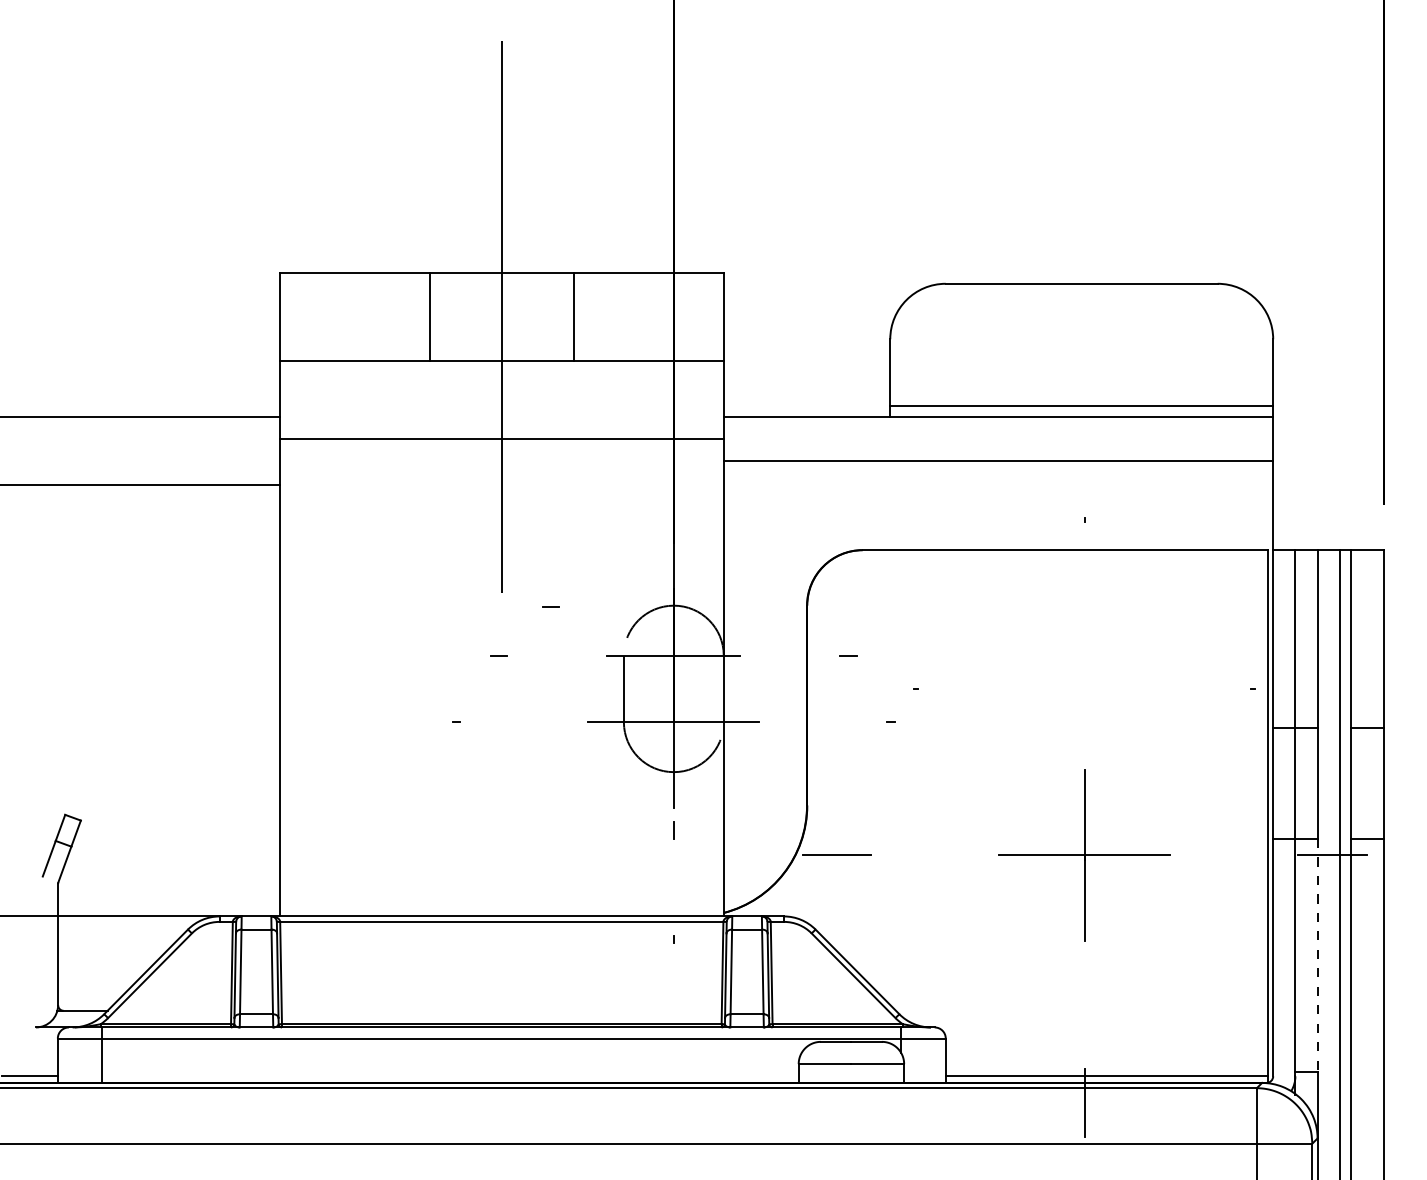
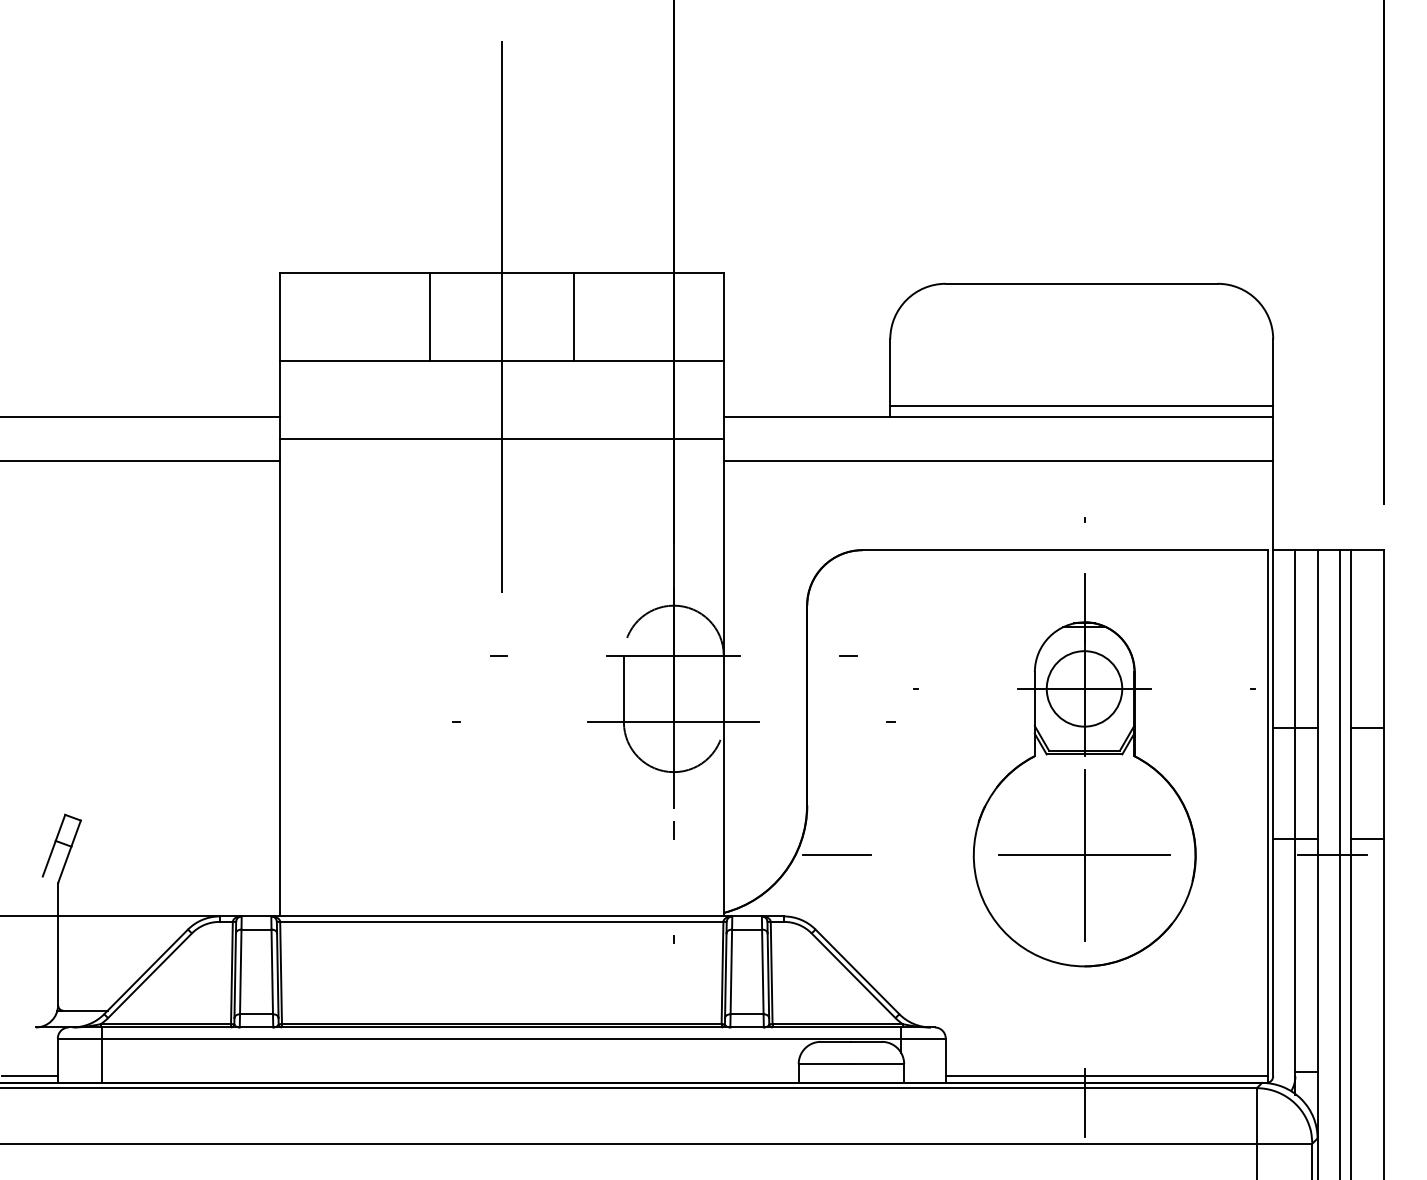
line position: (140, 485) -> (140, 461) (140, 461)
line: present -> none (550, 606)
part: none -> present (1084, 770)
line: dashed -> solid (1317, 955)
